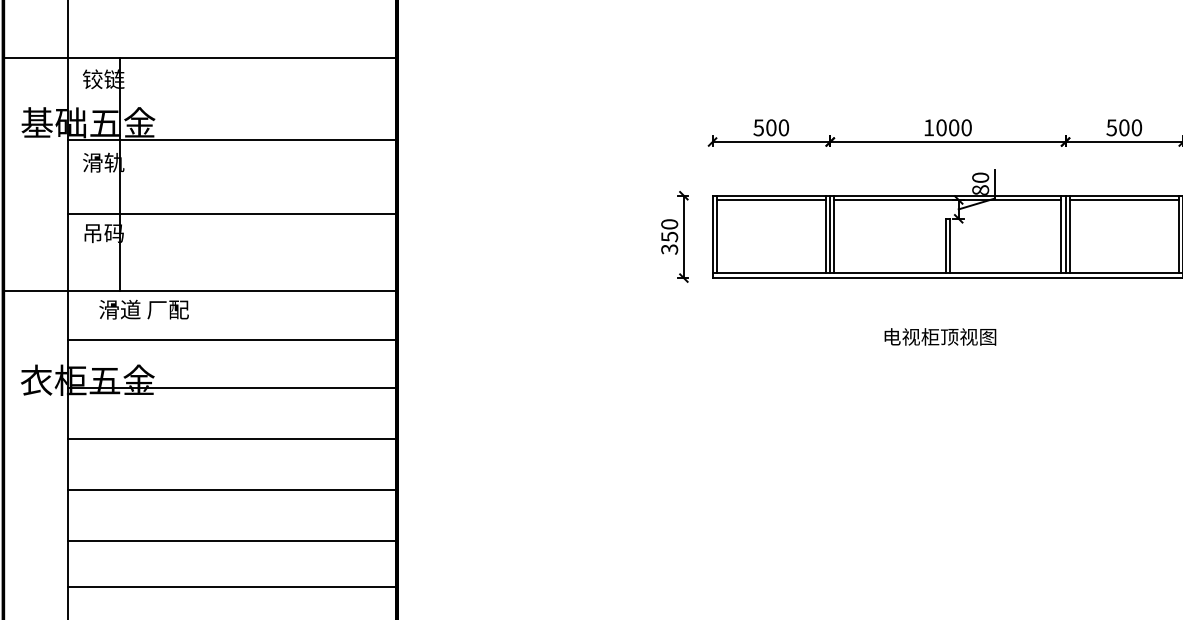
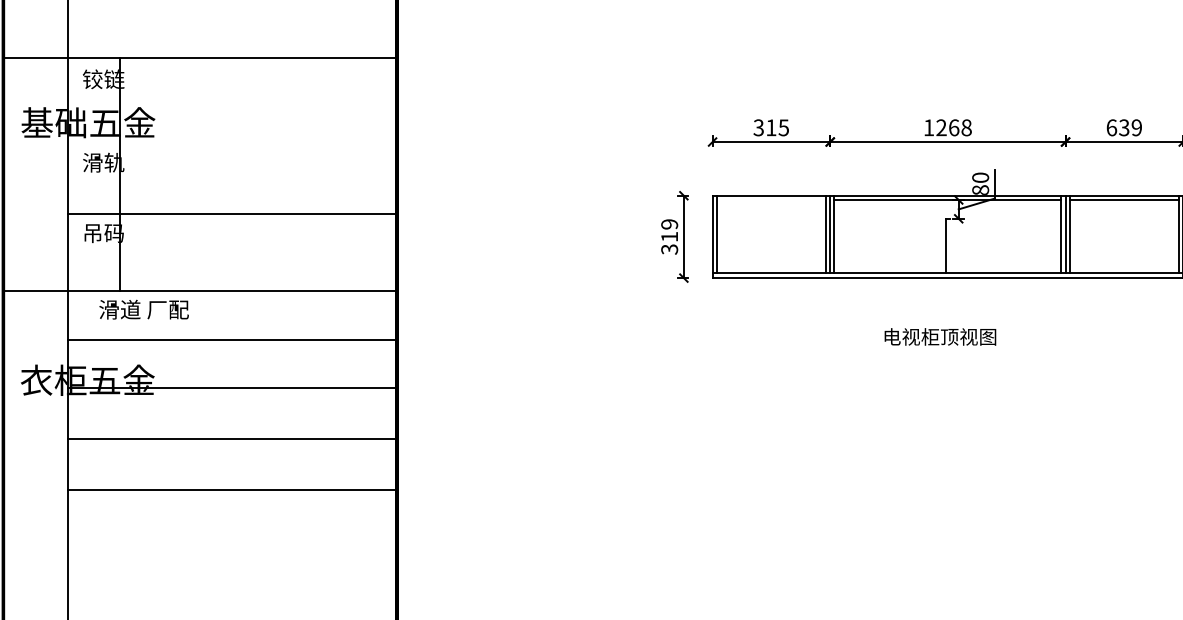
text: 500 -> 315 (771, 127)
text: 1000 -> 1268 (953, 127)
text: 500 -> 639 (1124, 127)
line: present -> none (232, 140)
line: present -> none (771, 199)
text: 350 -> 319 (669, 230)
line: present -> none (950, 245)
line: present -> none (232, 541)
line: present -> none (232, 587)
